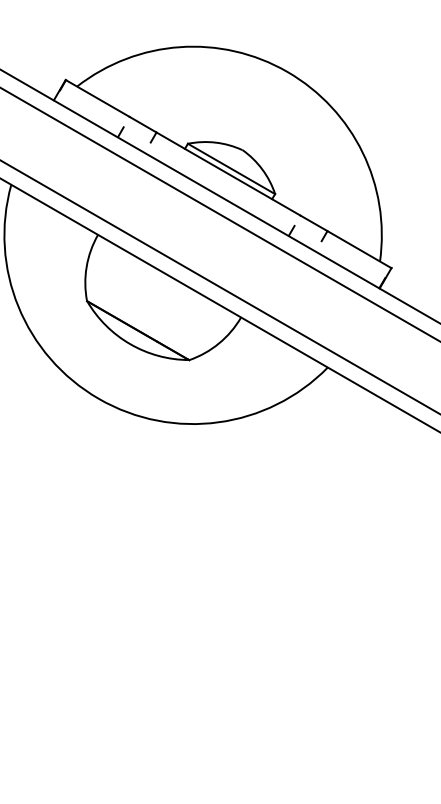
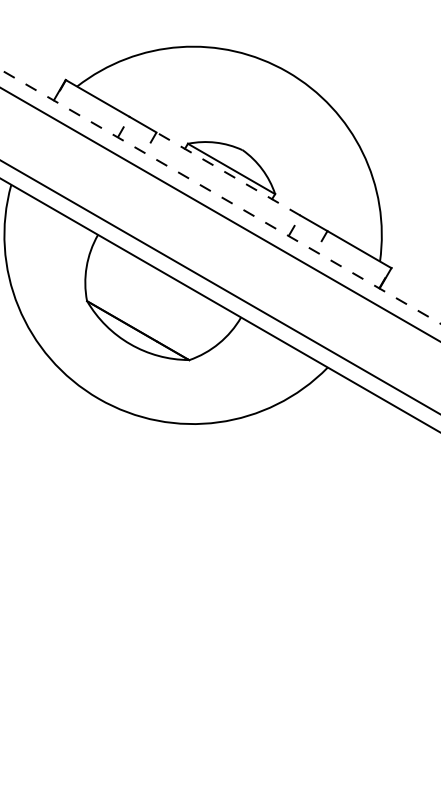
line: solid -> dashed (228, 173)
line: solid -> dashed (220, 196)
